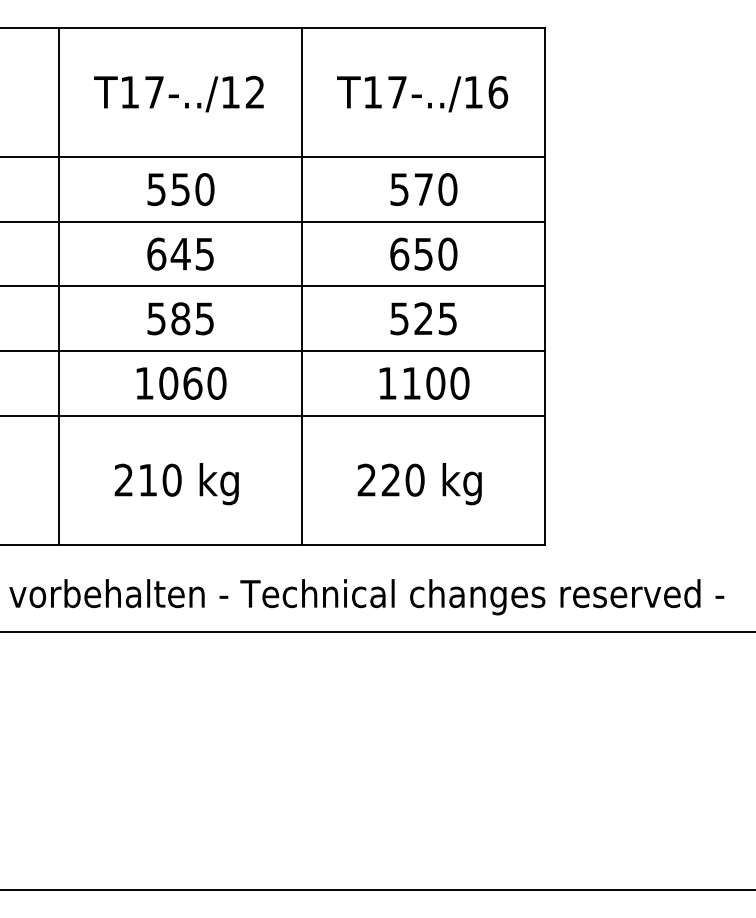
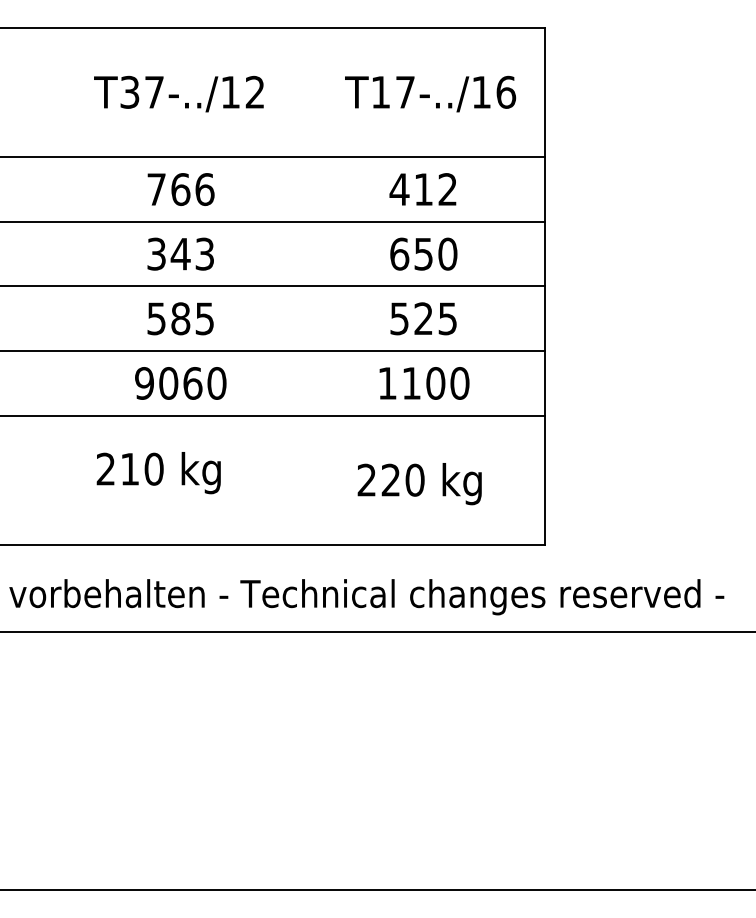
text: T17-../12 -> T37-../12 (129, 91)
text position: (422, 93) -> (430, 93) (430, 93)
text: 550 -> 766 (180, 189)
text: 570 -> 412 (423, 189)
text: 645 -> 343 (180, 253)
line: present -> none (59, 286)
line: present -> none (302, 286)
text: 1060 -> 9060 (144, 383)
text position: (176, 484) -> (158, 473) (158, 473)
